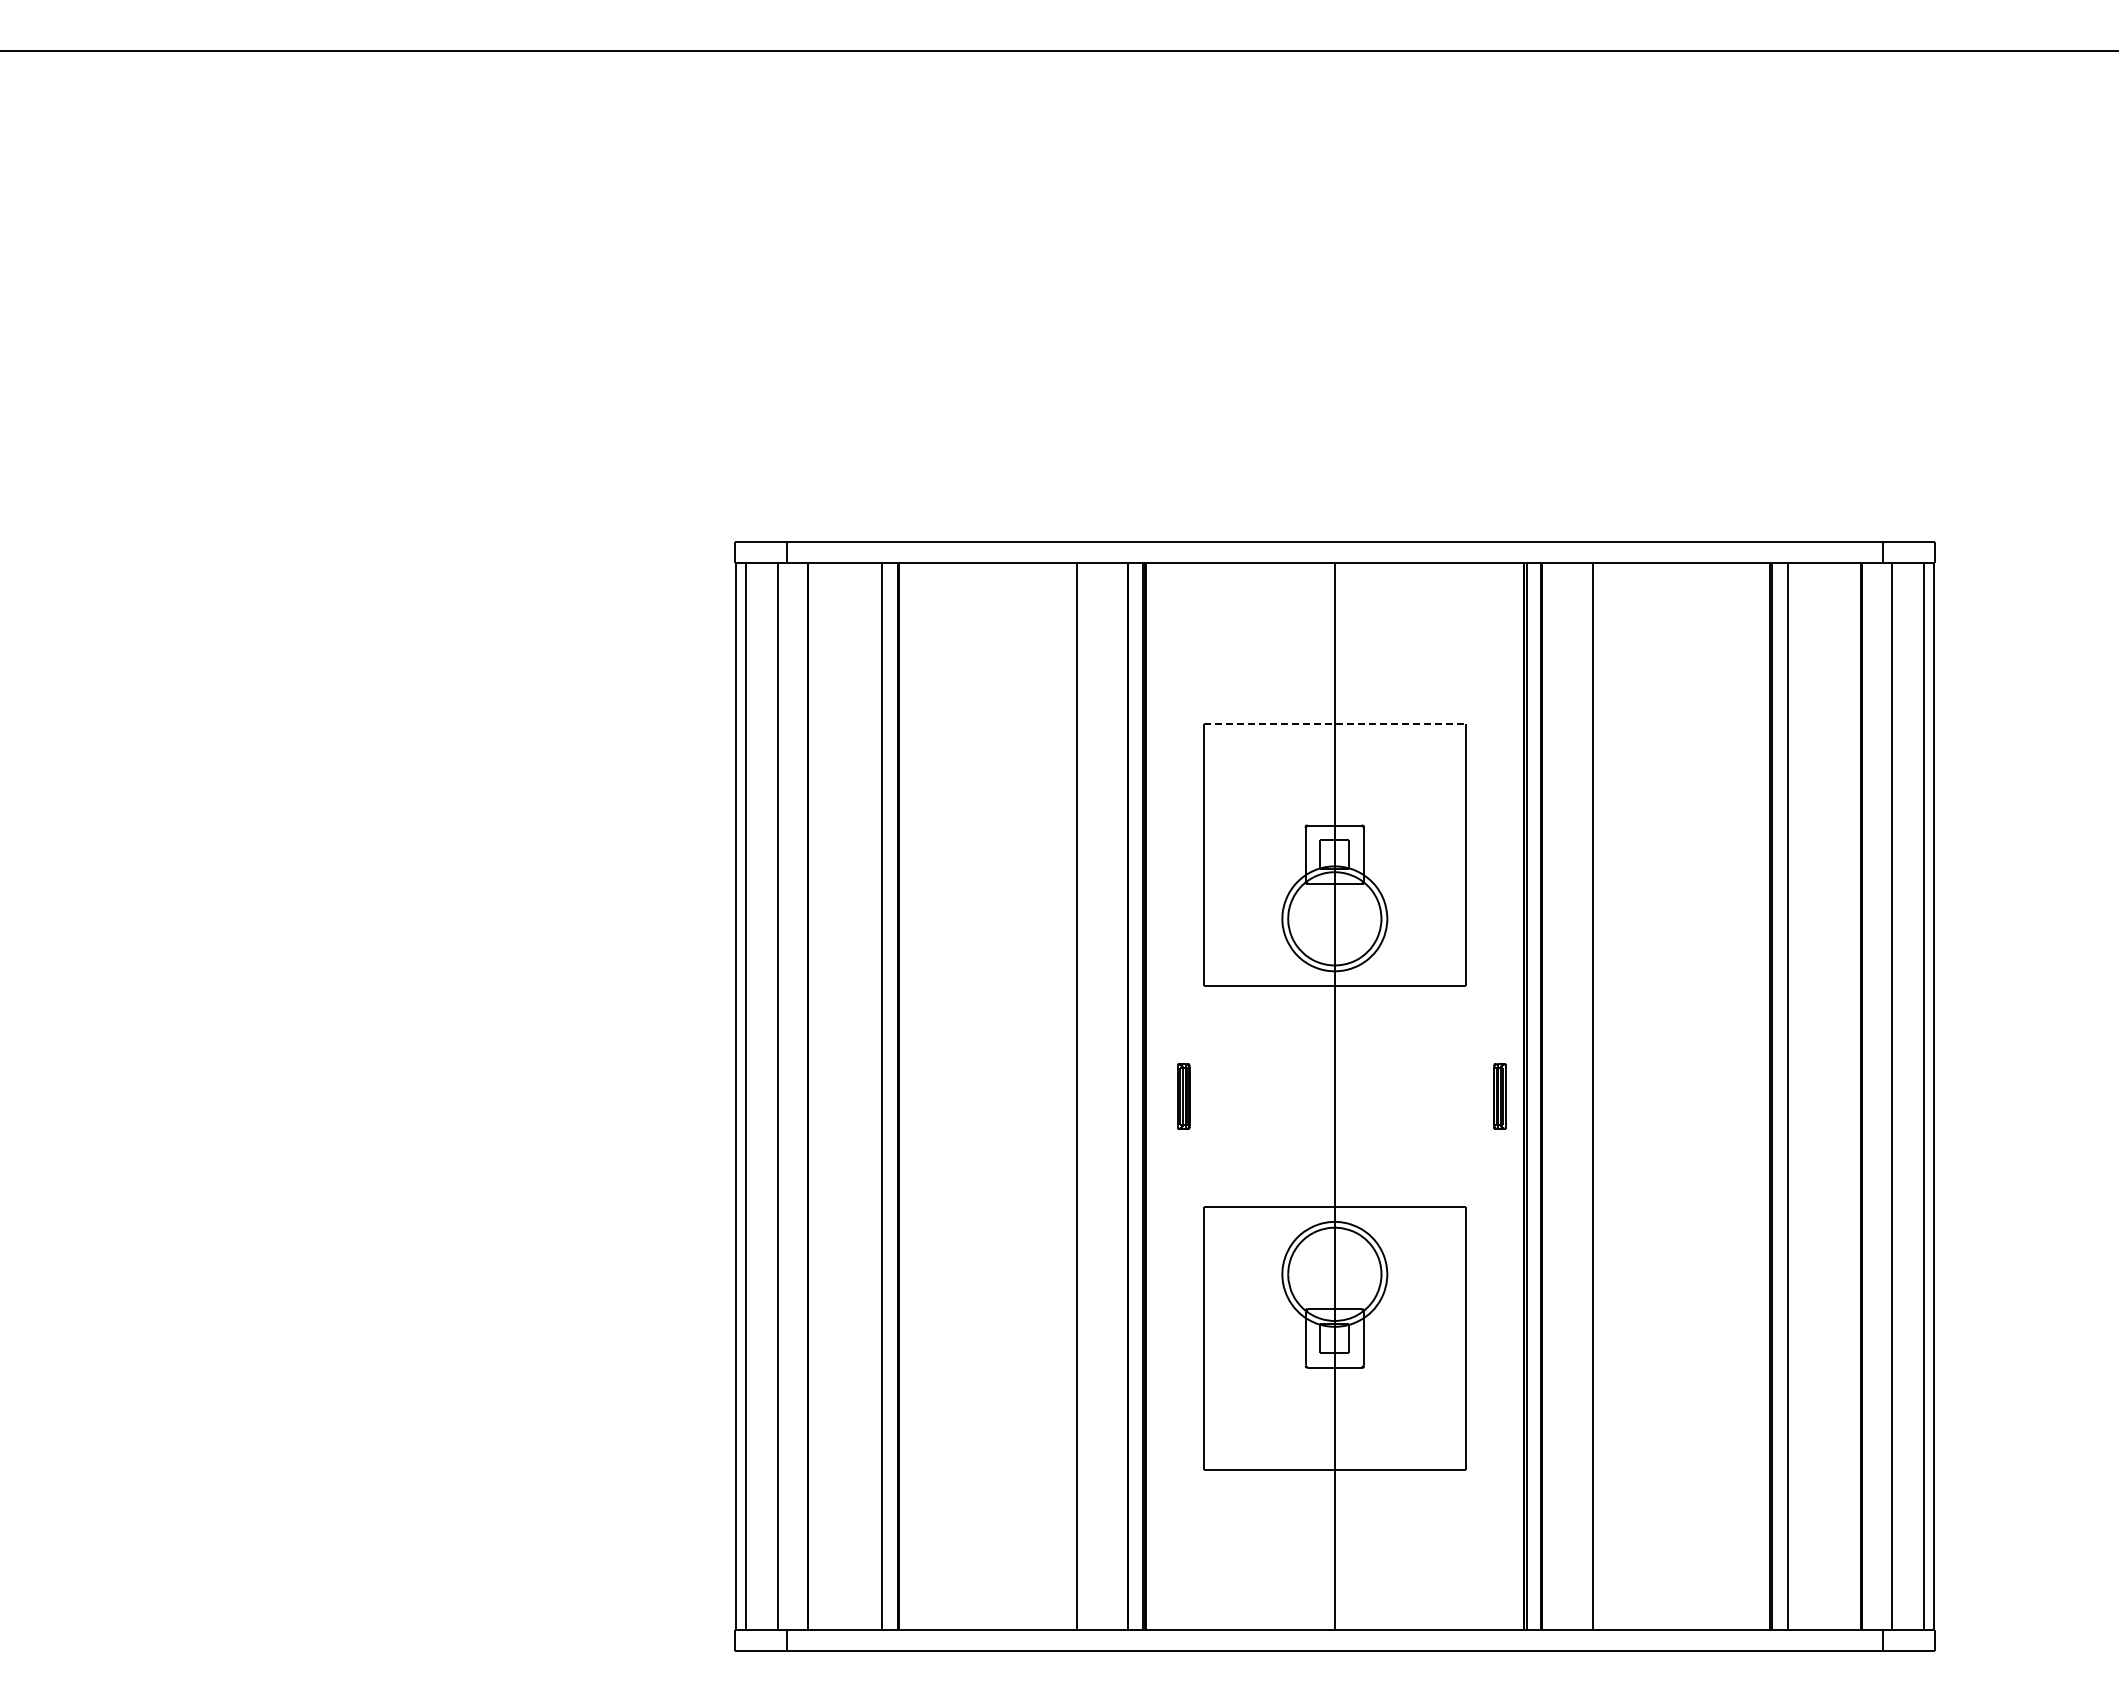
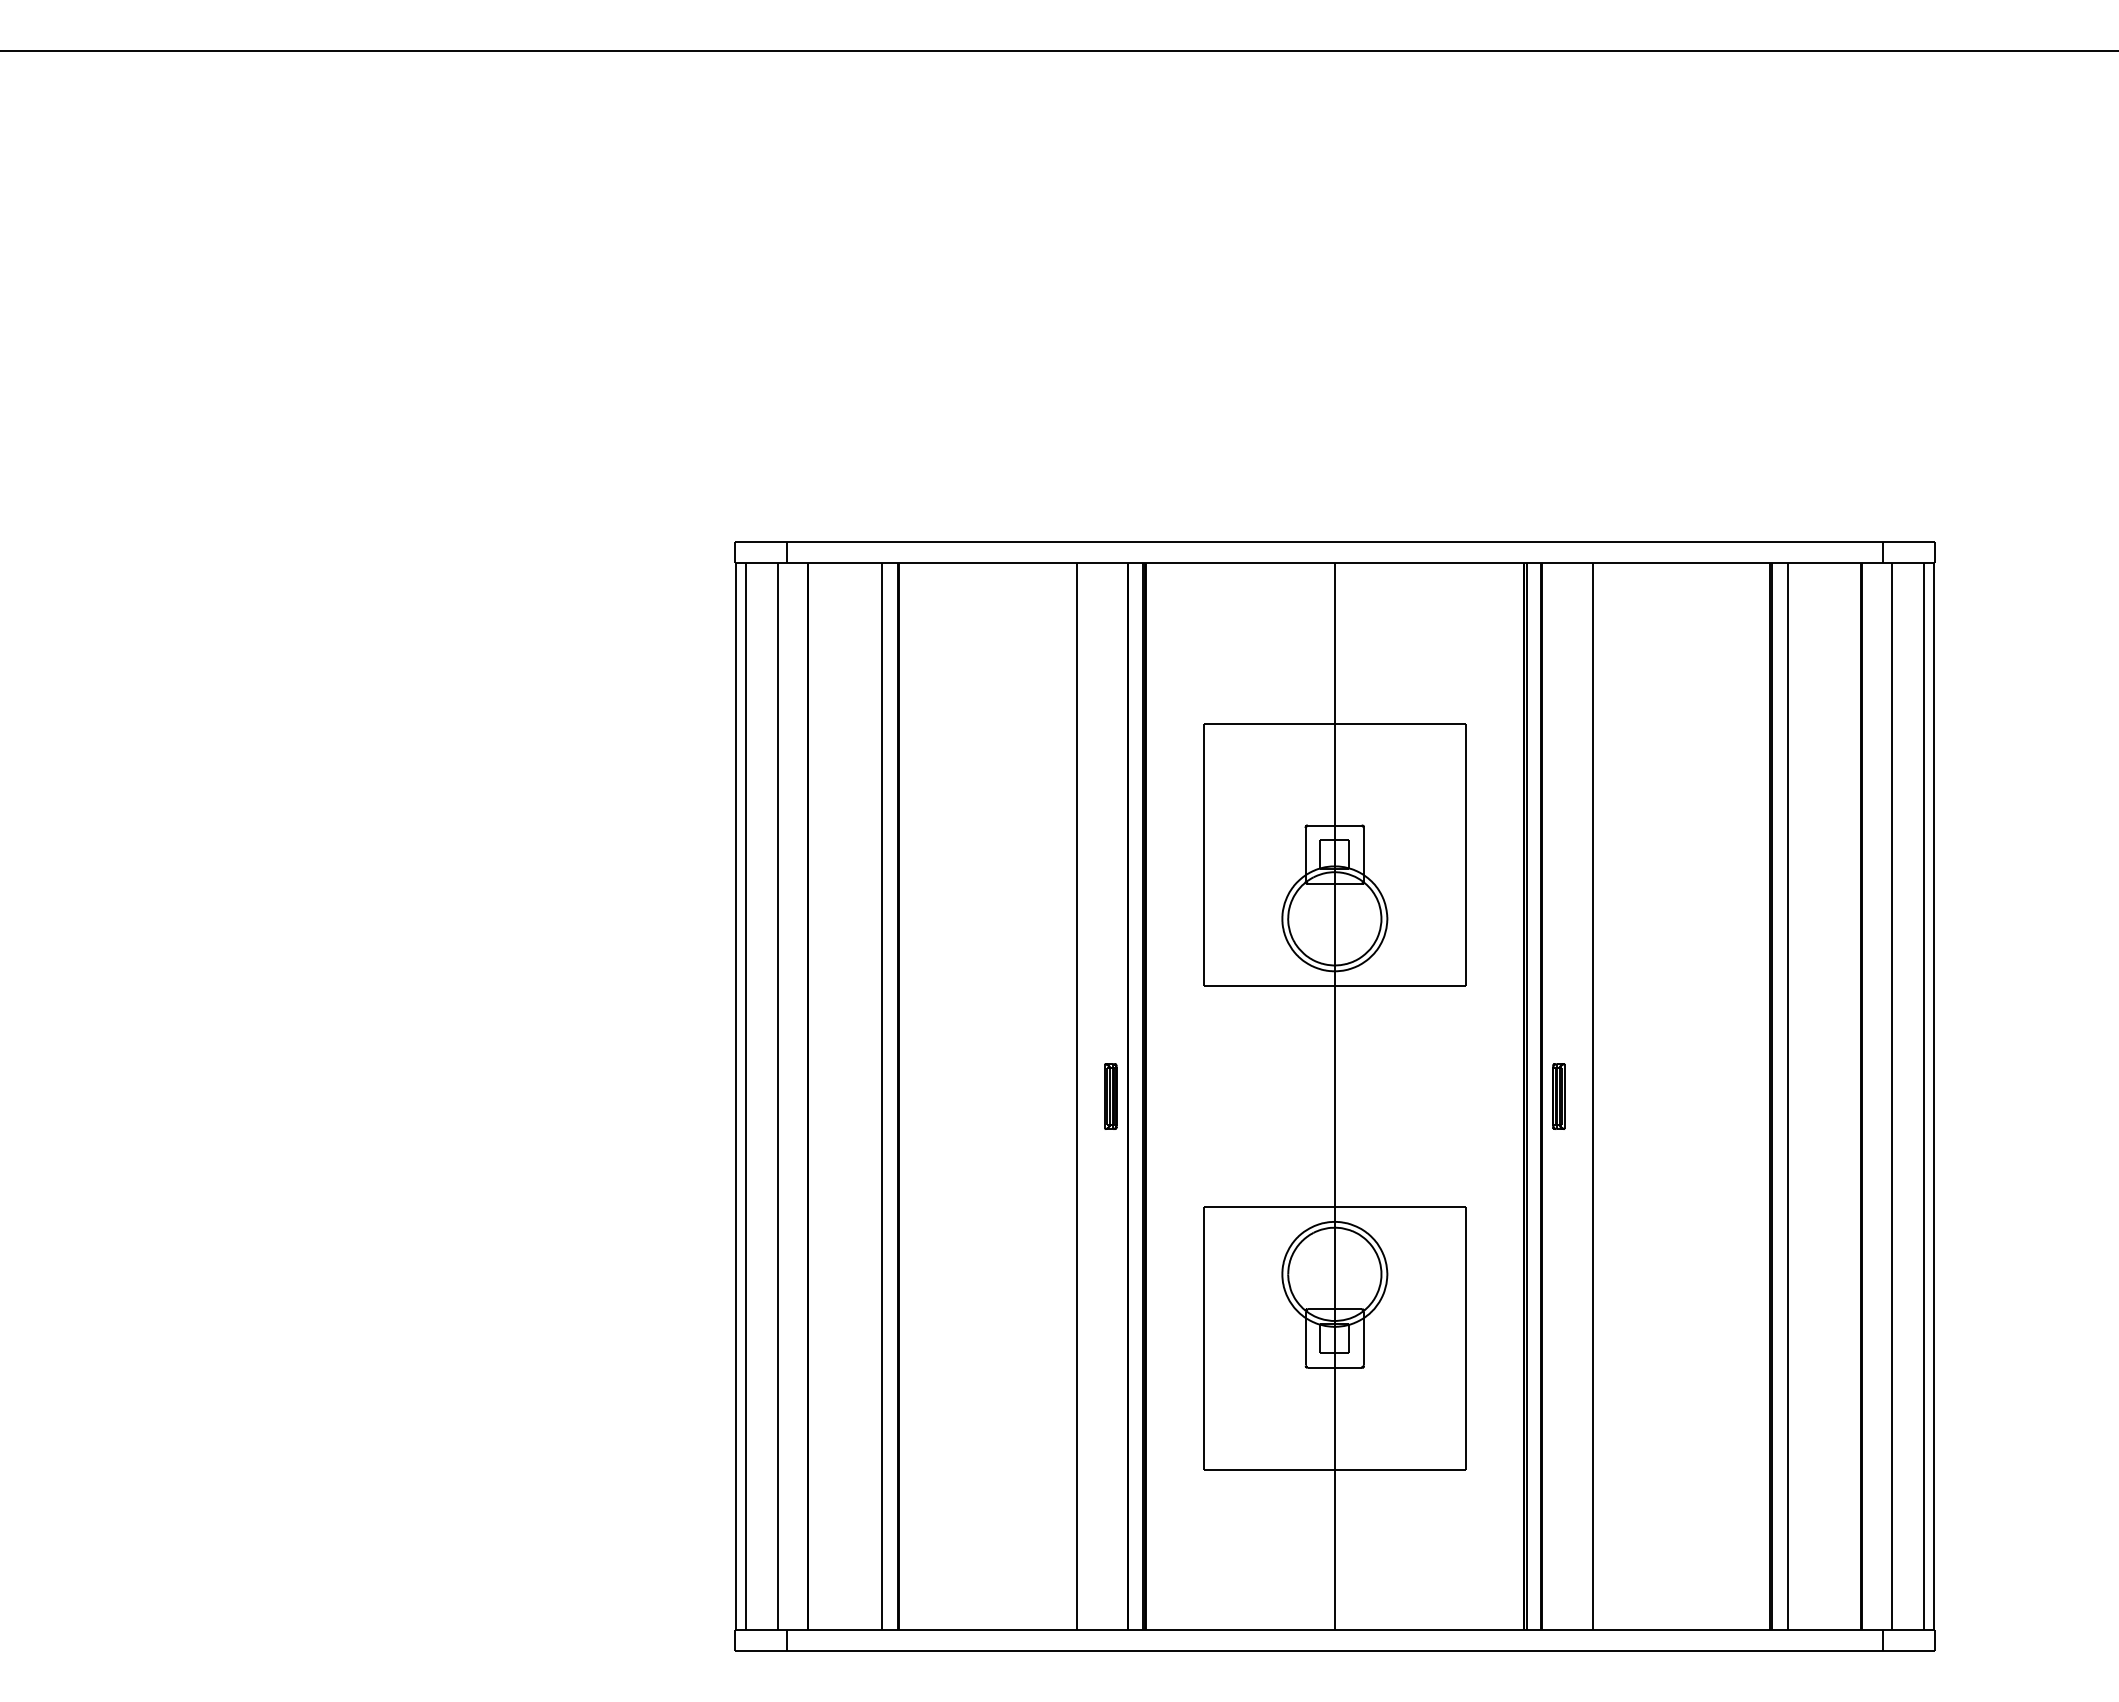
line: dashed -> solid (1335, 723)
part position: (1183, 1096) -> (1110, 1096) (1110, 1096)
part position: (1499, 1096) -> (1558, 1096) (1558, 1096)
